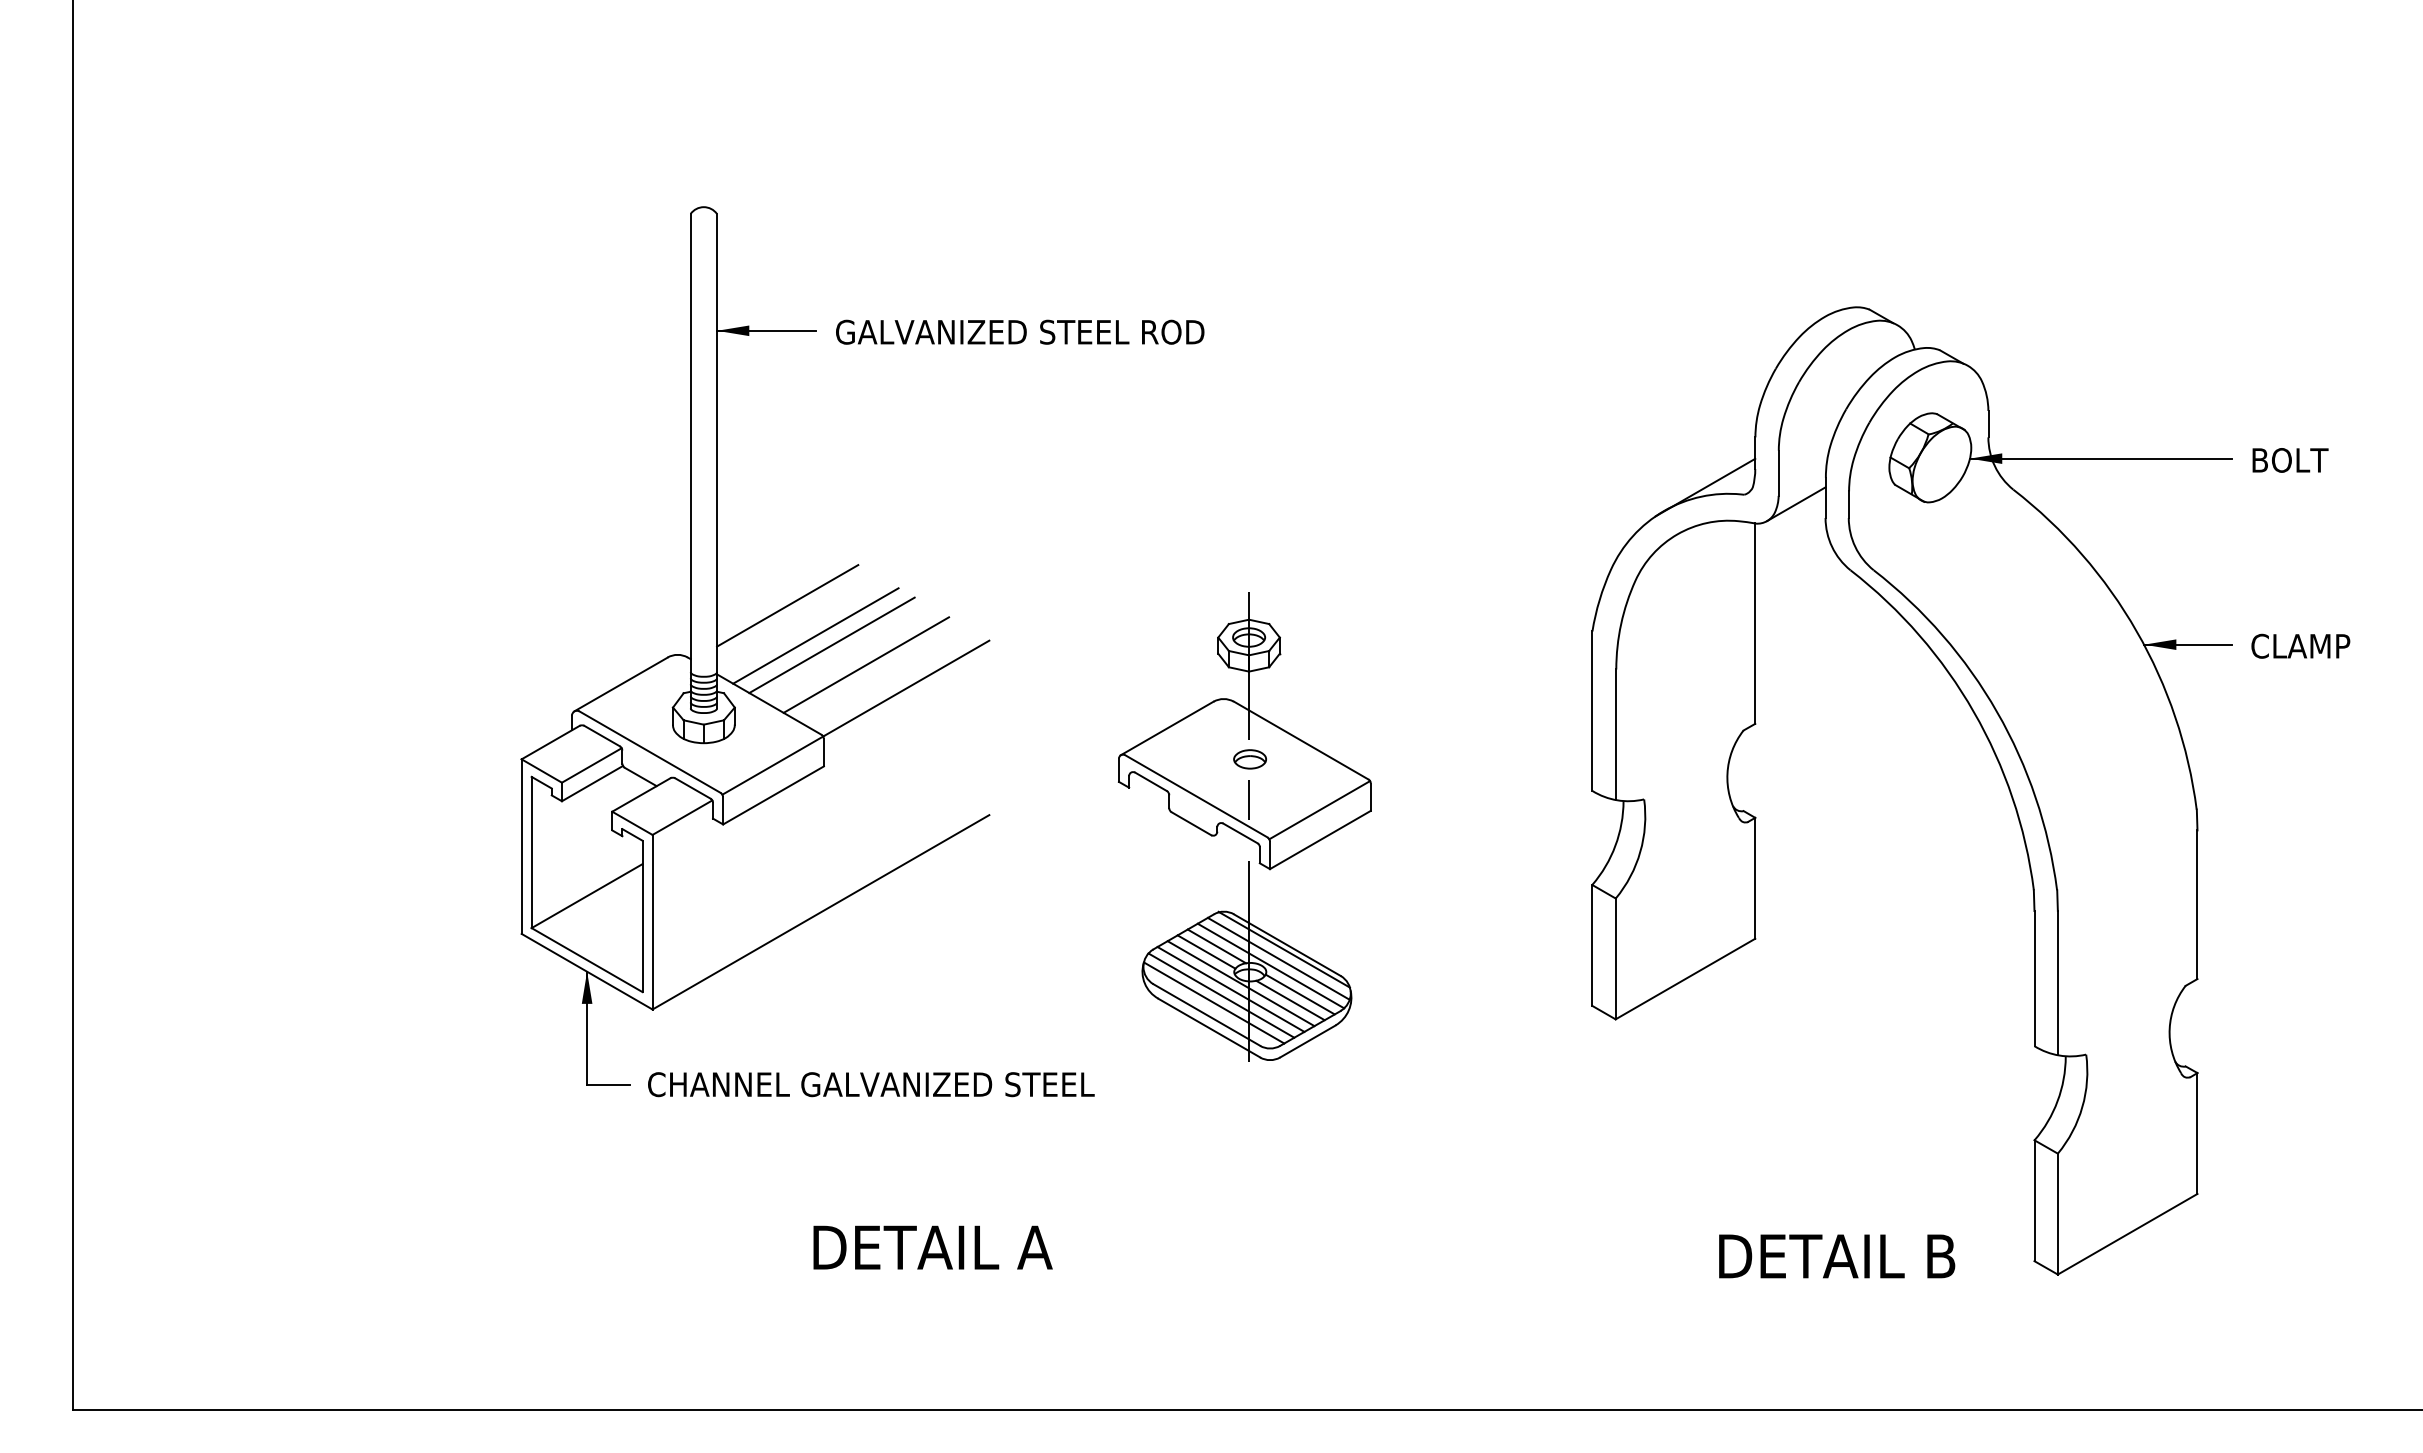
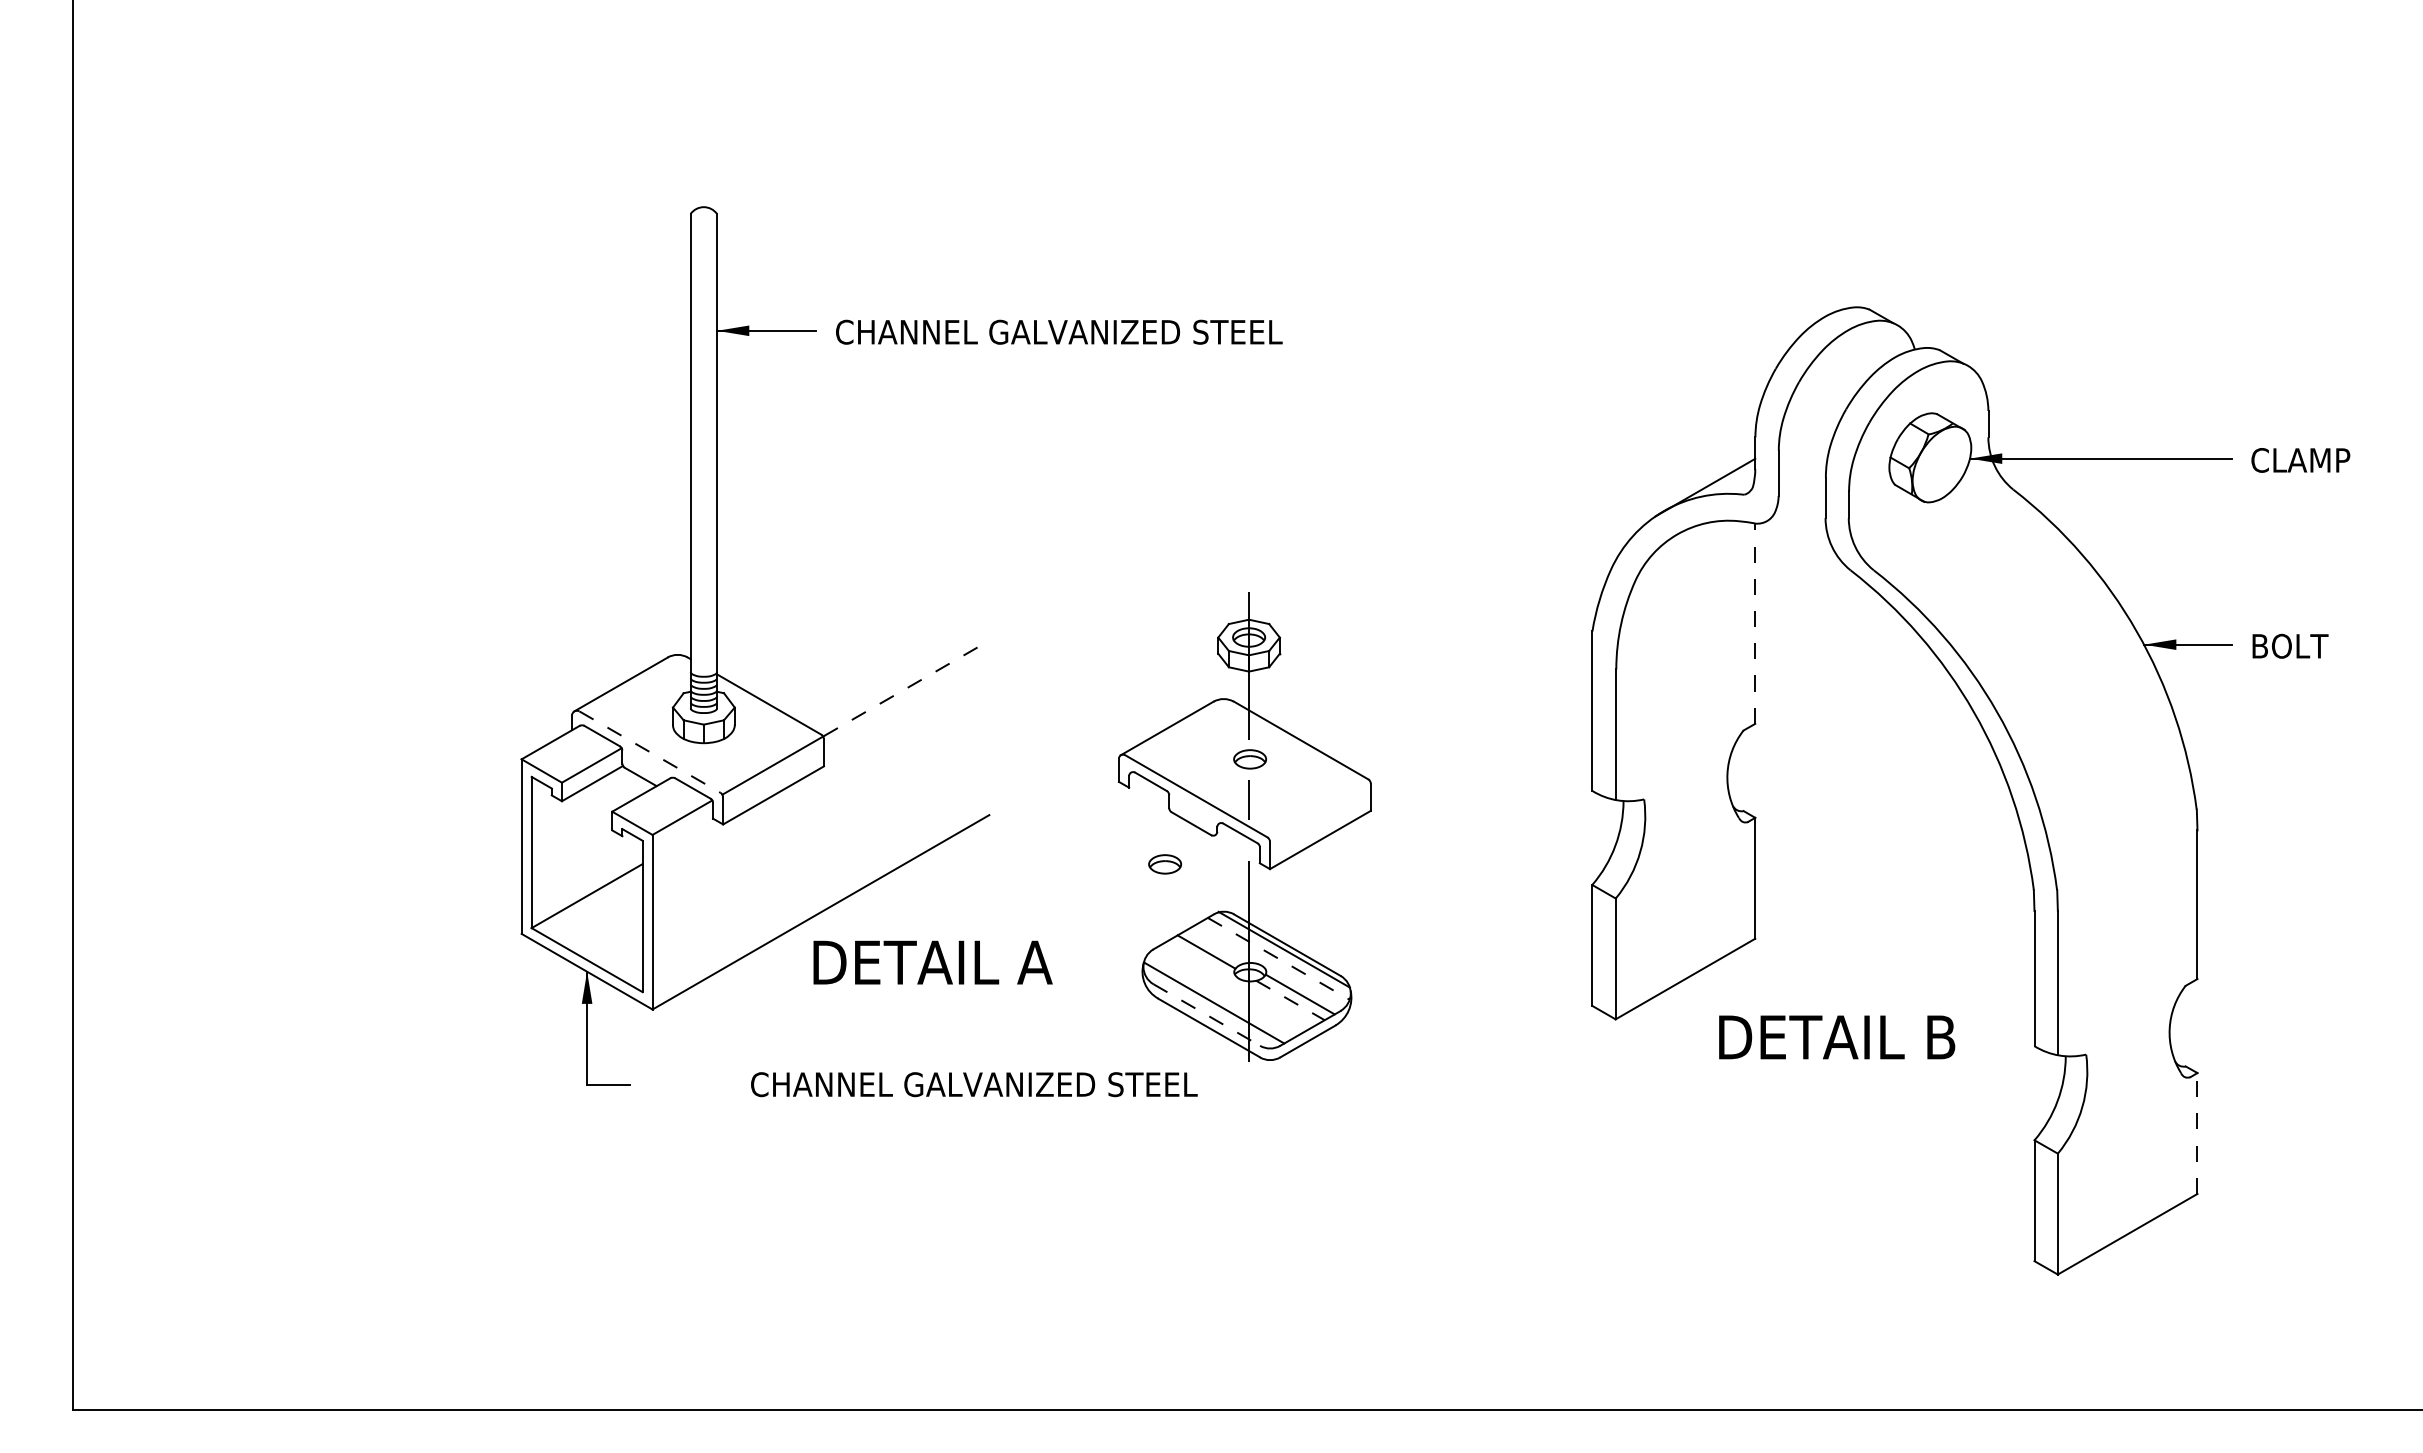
text: GALVANIZED STEEL ROD -> CHANNEL GALVANIZED STEEL (1064, 331)
text: BOLT -> CLAMP (2300, 460)
line: present -> none (1796, 504)
line: present -> none (787, 605)
line: solid -> dashed (1755, 623)
line: present -> none (815, 635)
line: present -> none (831, 645)
text: CLAMP -> BOLT (2300, 645)
line: present -> none (866, 664)
line: solid -> dashed (907, 688)
line: solid -> dashed (650, 752)
line: present -> none (1319, 810)
part: none -> present (1164, 864)
line: present -> none (1216, 946)
line: solid -> dashed (1278, 958)
line: present -> none (1270, 965)
line: present -> none (1240, 983)
line: present -> none (1230, 988)
line: present -> none (1221, 995)
line: solid -> dashed (1290, 1000)
line: solid -> dashed (1206, 1015)
text position: (871, 1084) -> (974, 1084) (974, 1084)
line: solid -> dashed (2197, 1133)
text position: (932, 1247) -> (932, 962) (932, 962)
text position: (1837, 1256) -> (1837, 1037) (1837, 1037)
